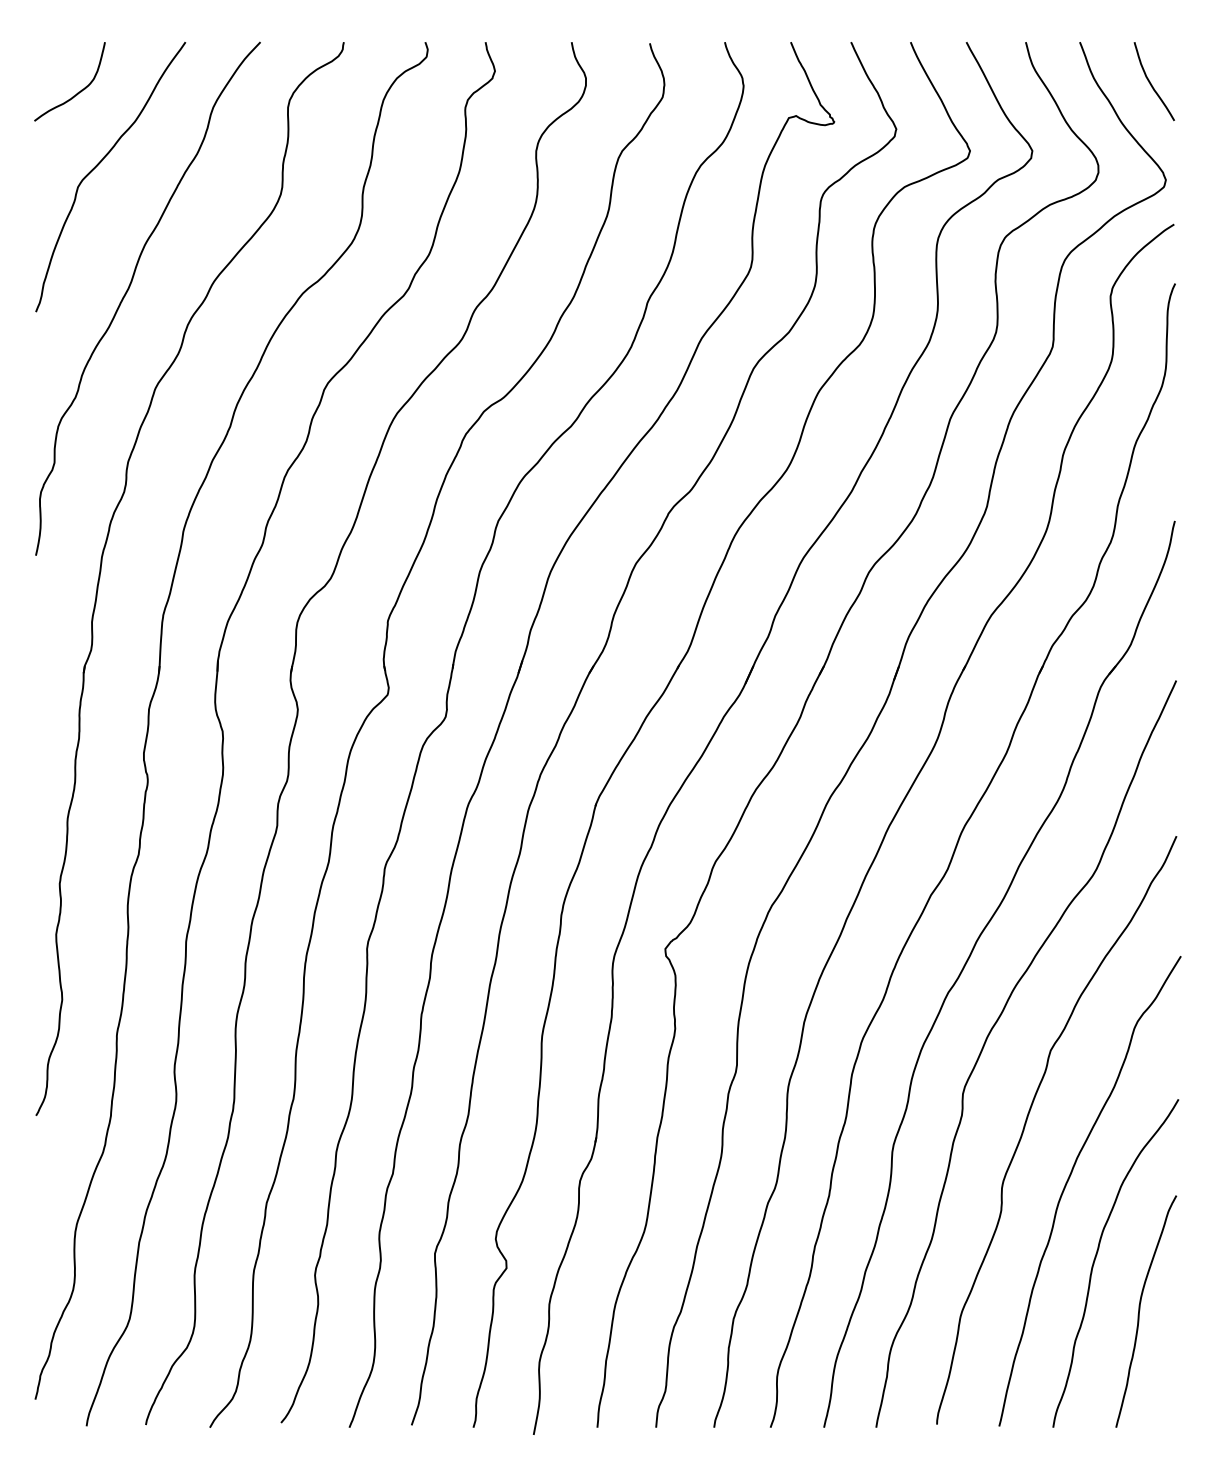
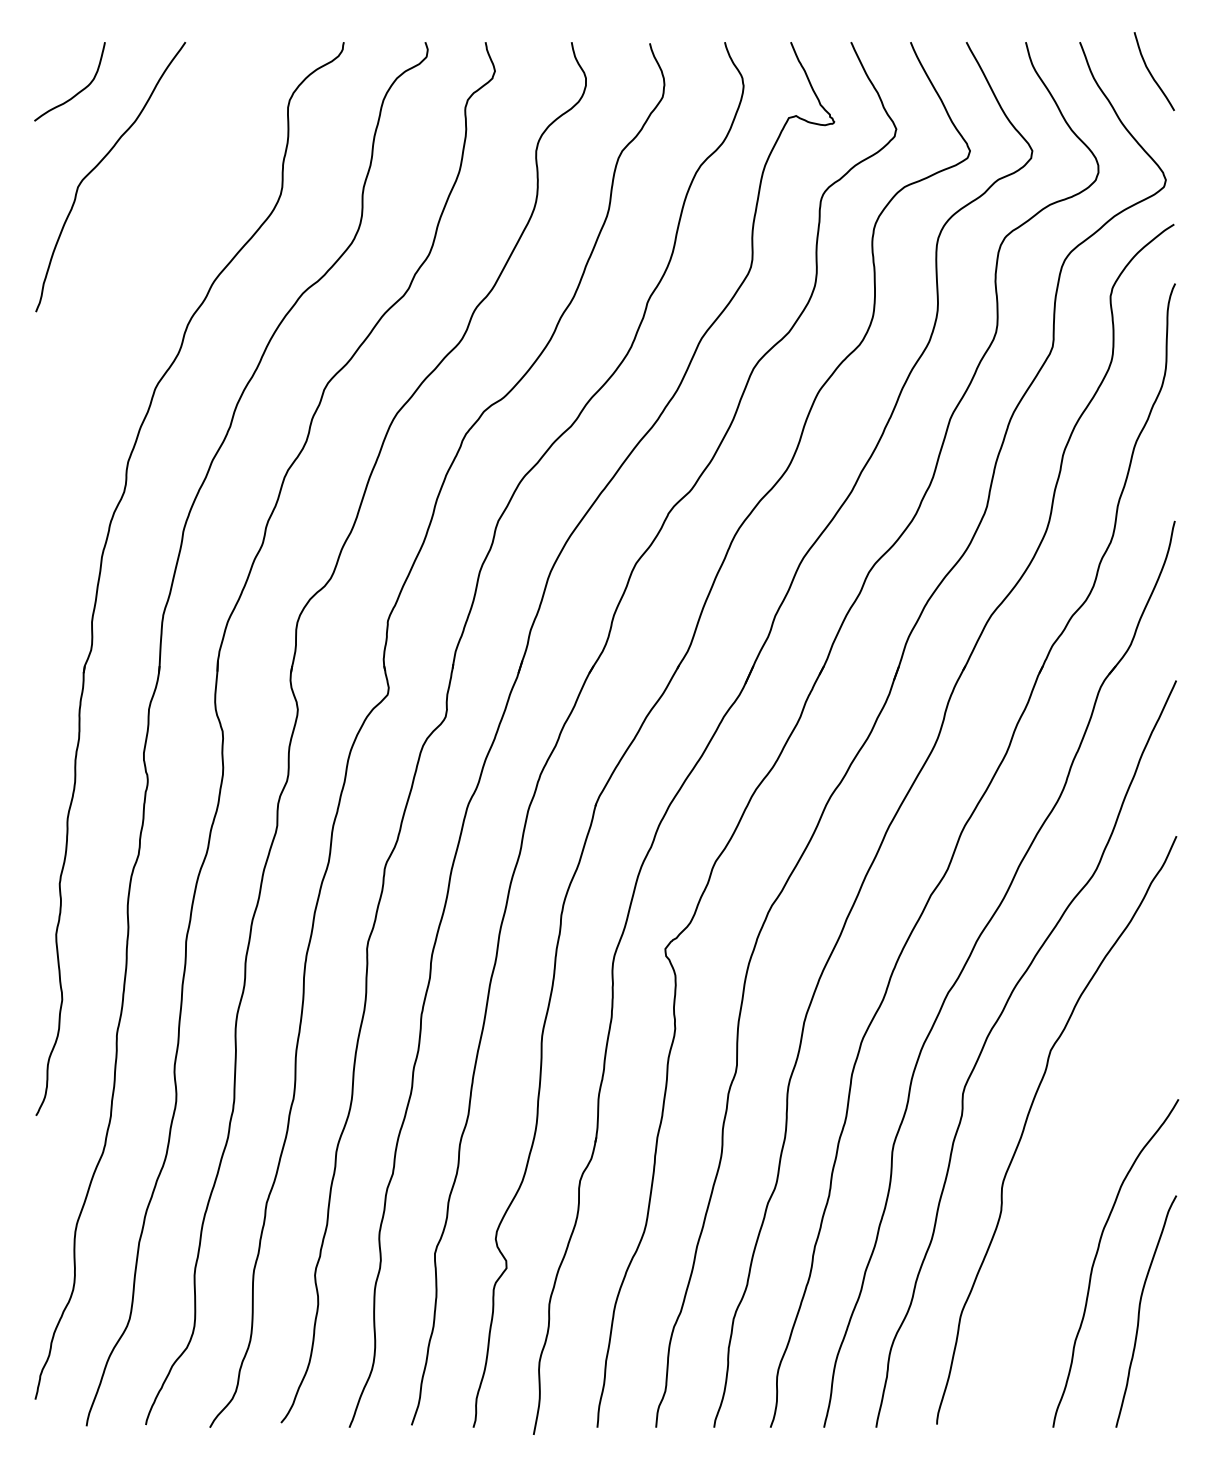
curve position: (1151, 83) -> (1151, 73) (1151, 73)
curve: present -> none (129, 289)
curve: present -> none (1068, 1181)
